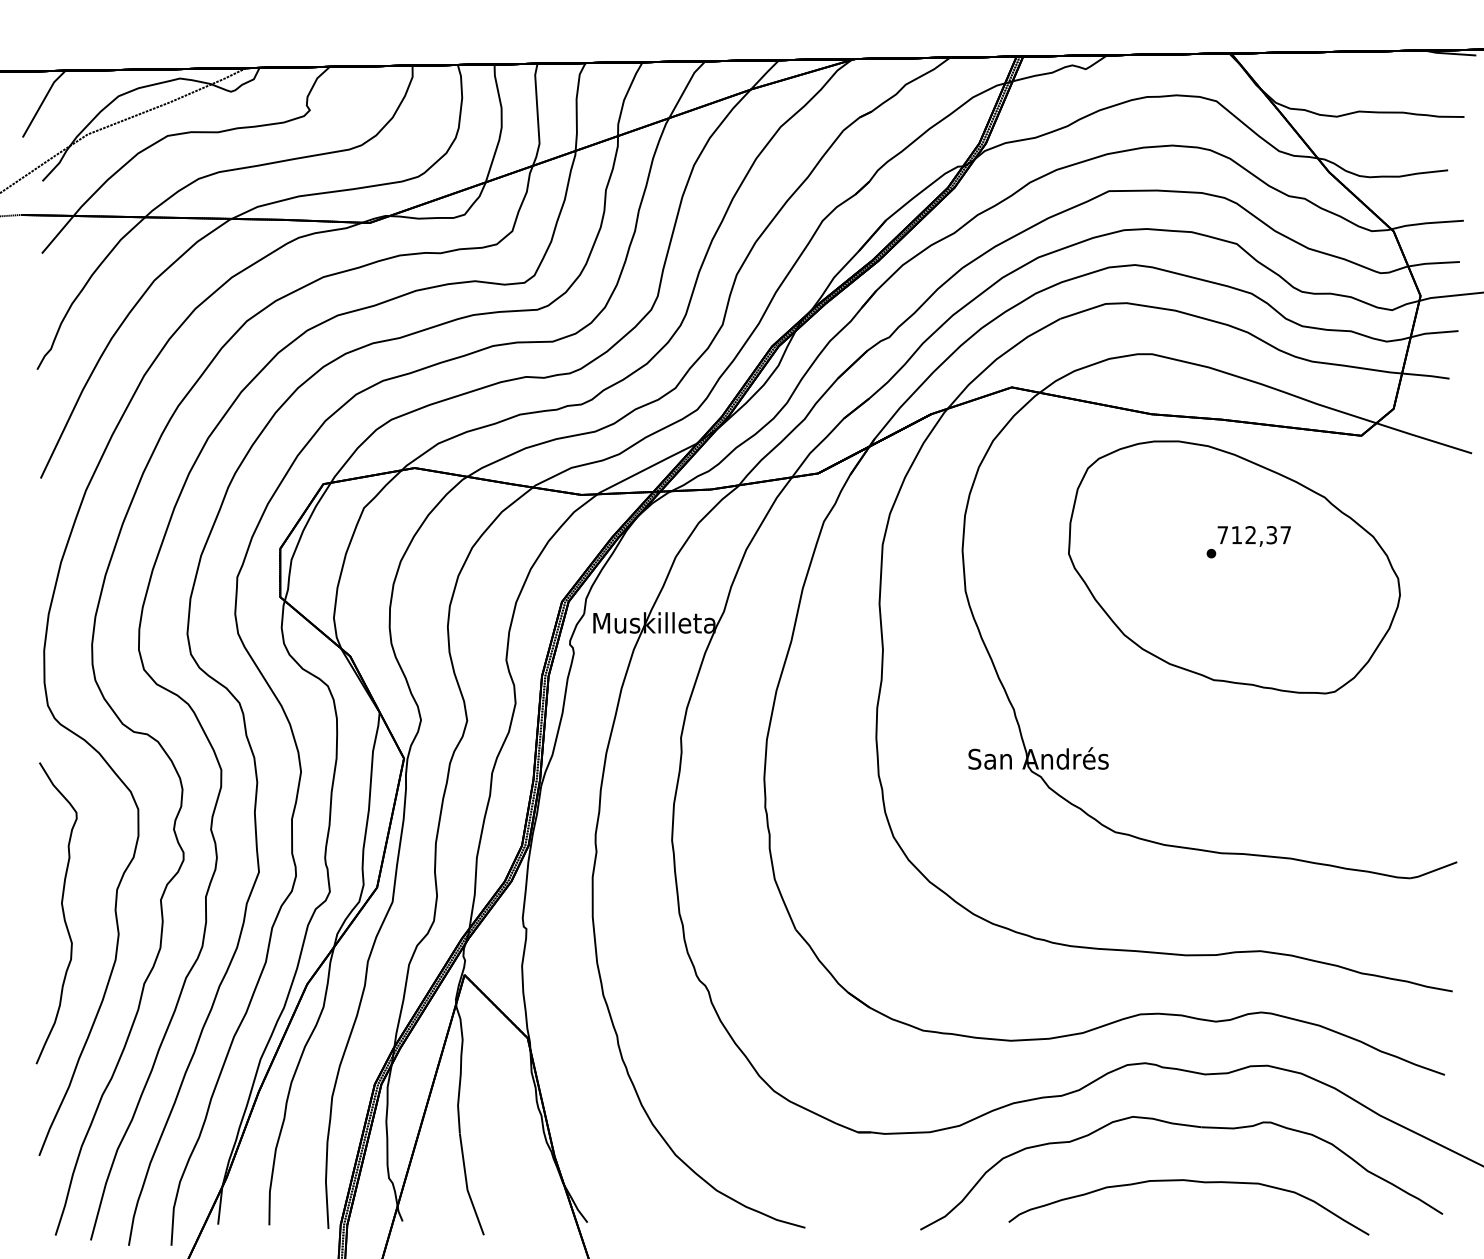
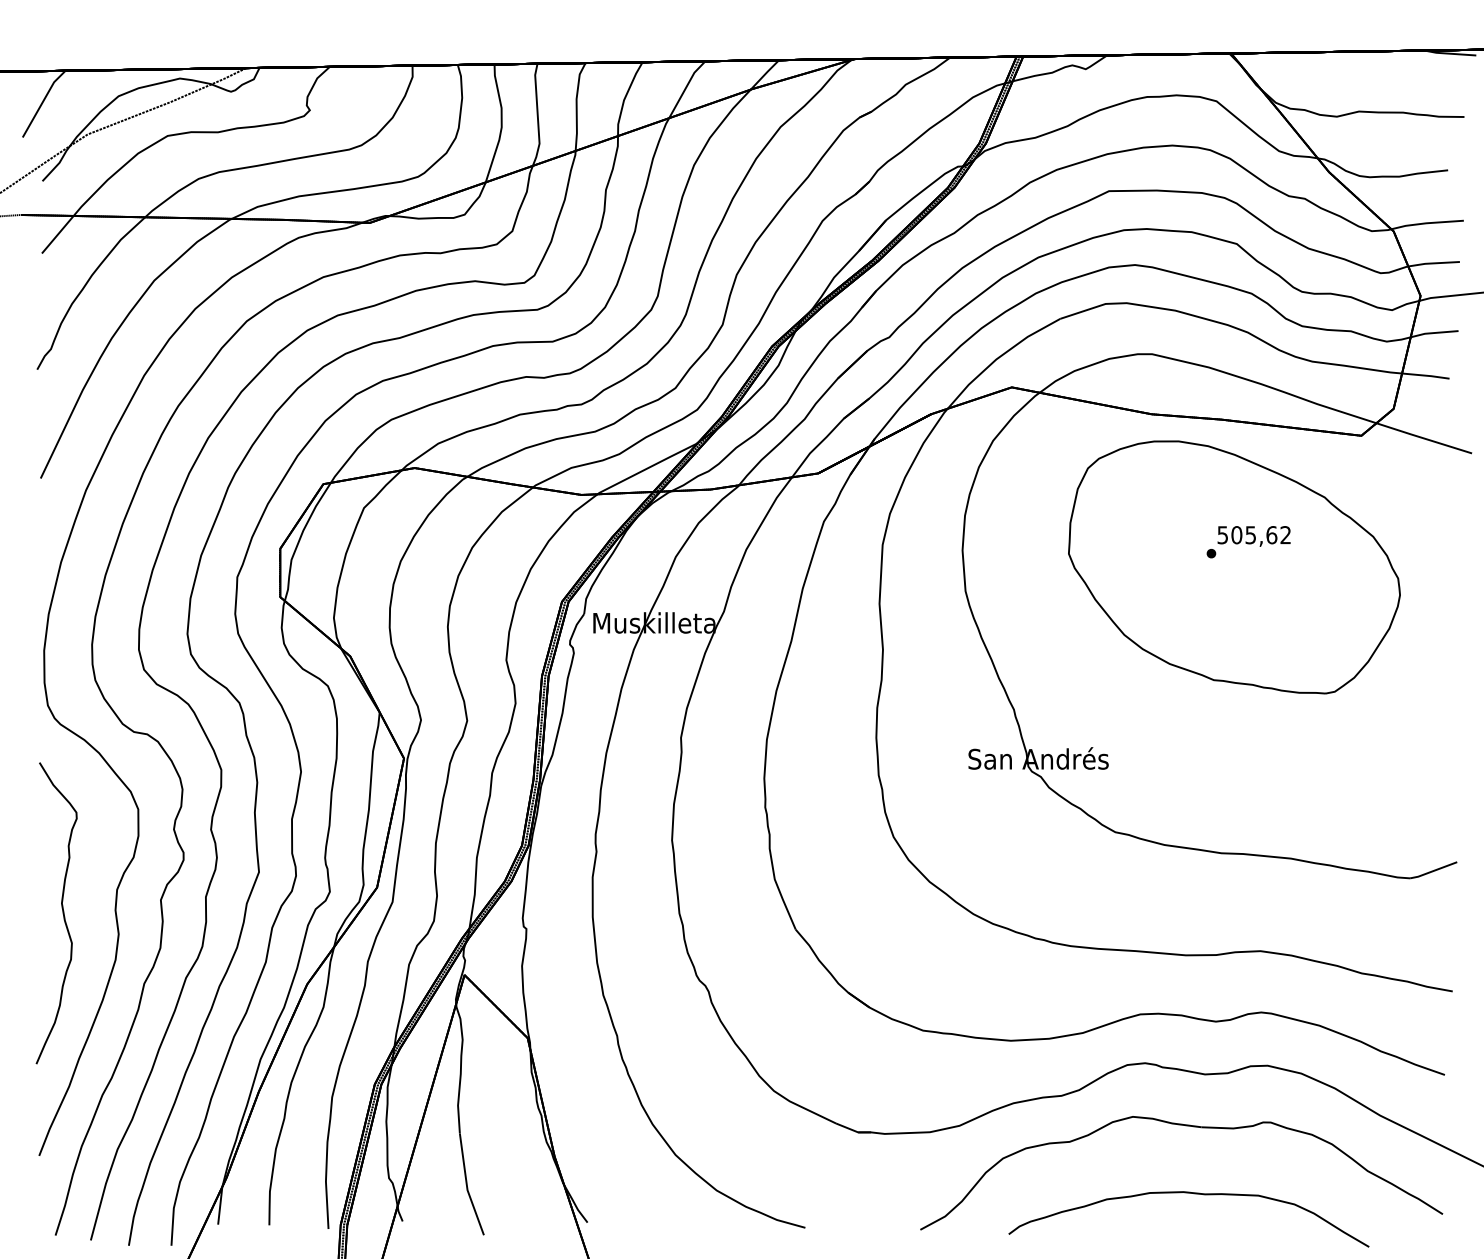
text: 712,37 -> 505,62 (1253, 535)
curve position: (1194, 1182) -> (1194, 1194) (1194, 1194)
